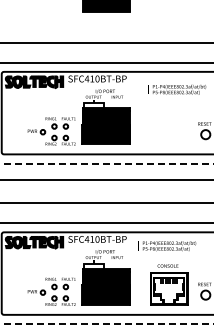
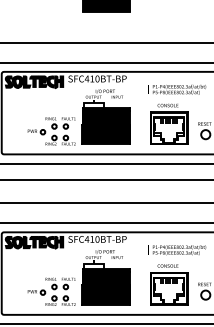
part: none -> present (169, 123)
line: dashed -> solid (107, 163)
text position: (167, 246) -> (177, 250) (177, 250)
line: dashed -> solid (107, 324)
